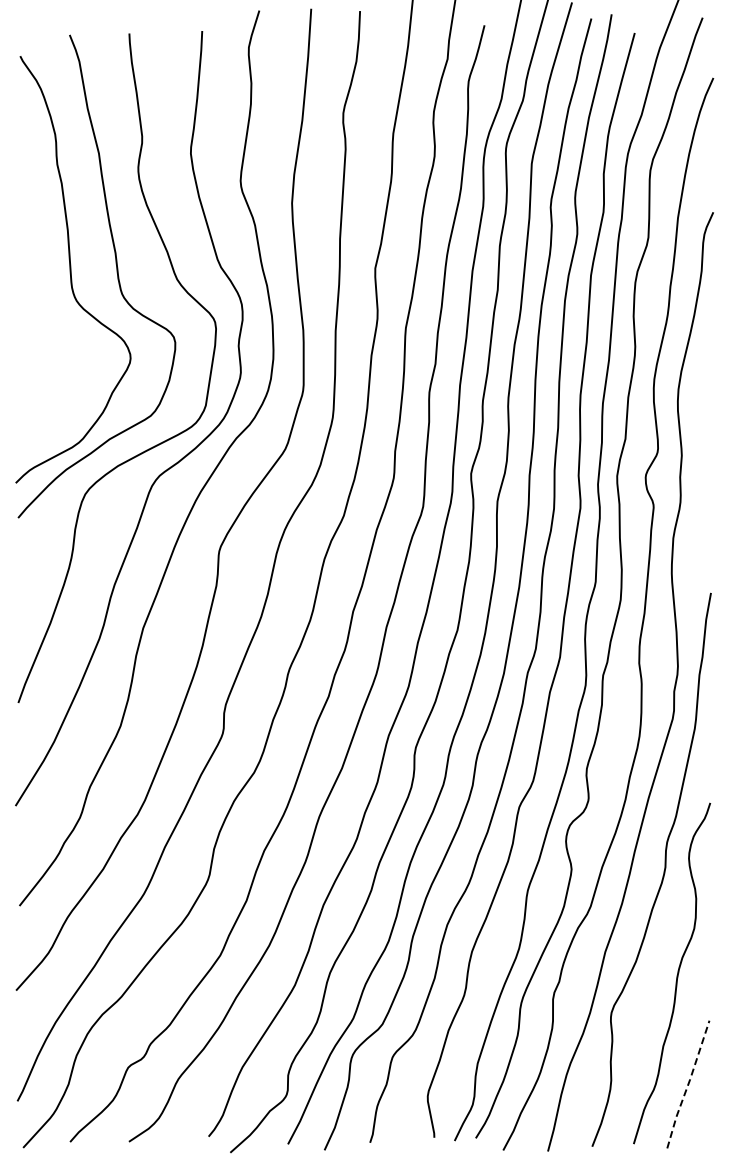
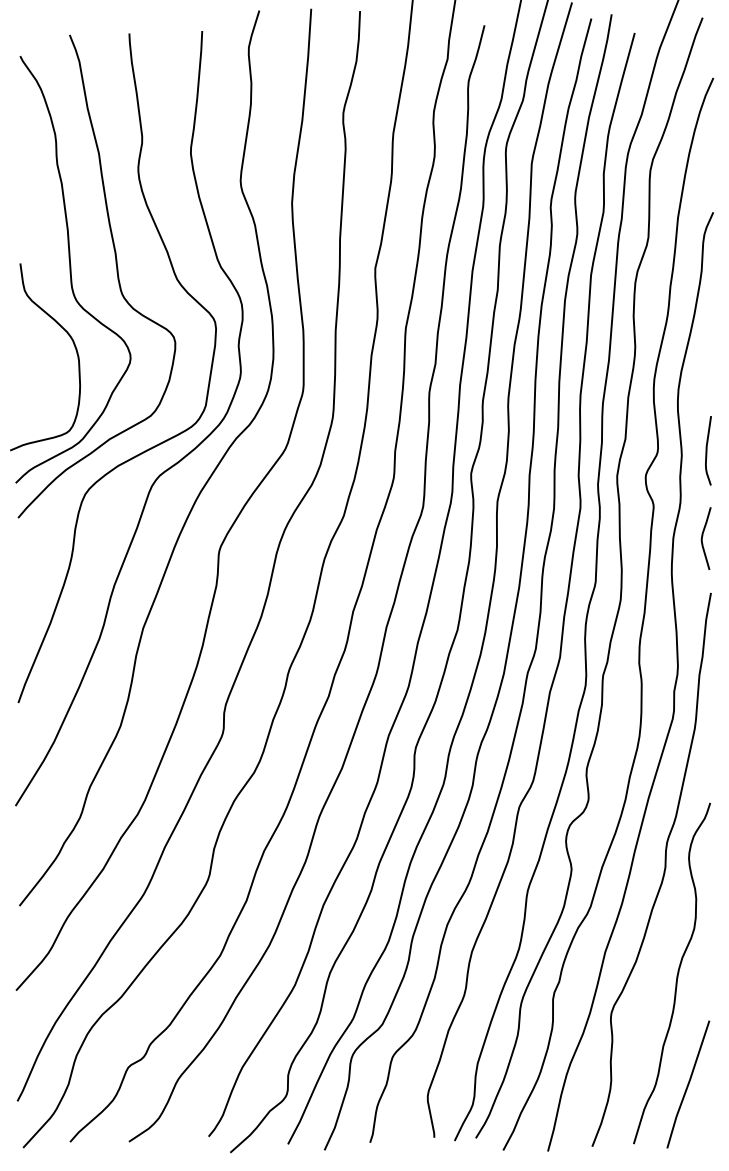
curve: none -> present (74, 347)
curve: none -> present (707, 450)
curve: none -> present (703, 536)
line: dashed -> solid (688, 1084)
